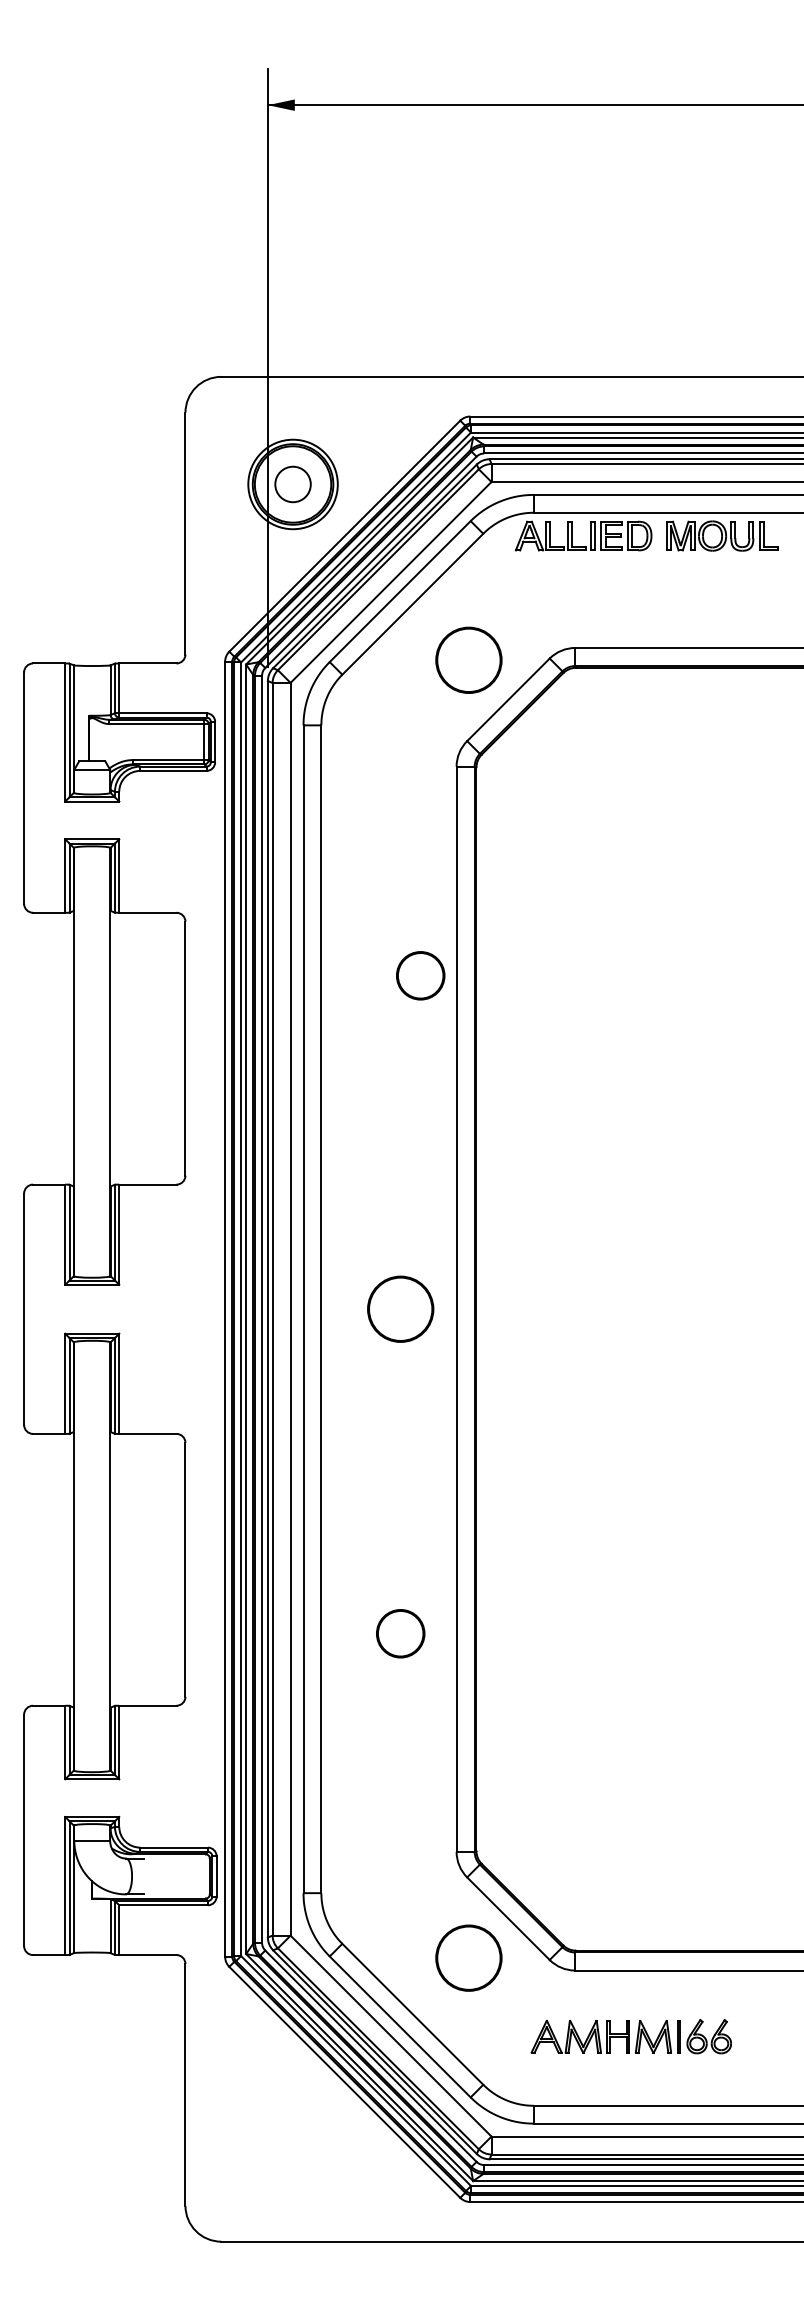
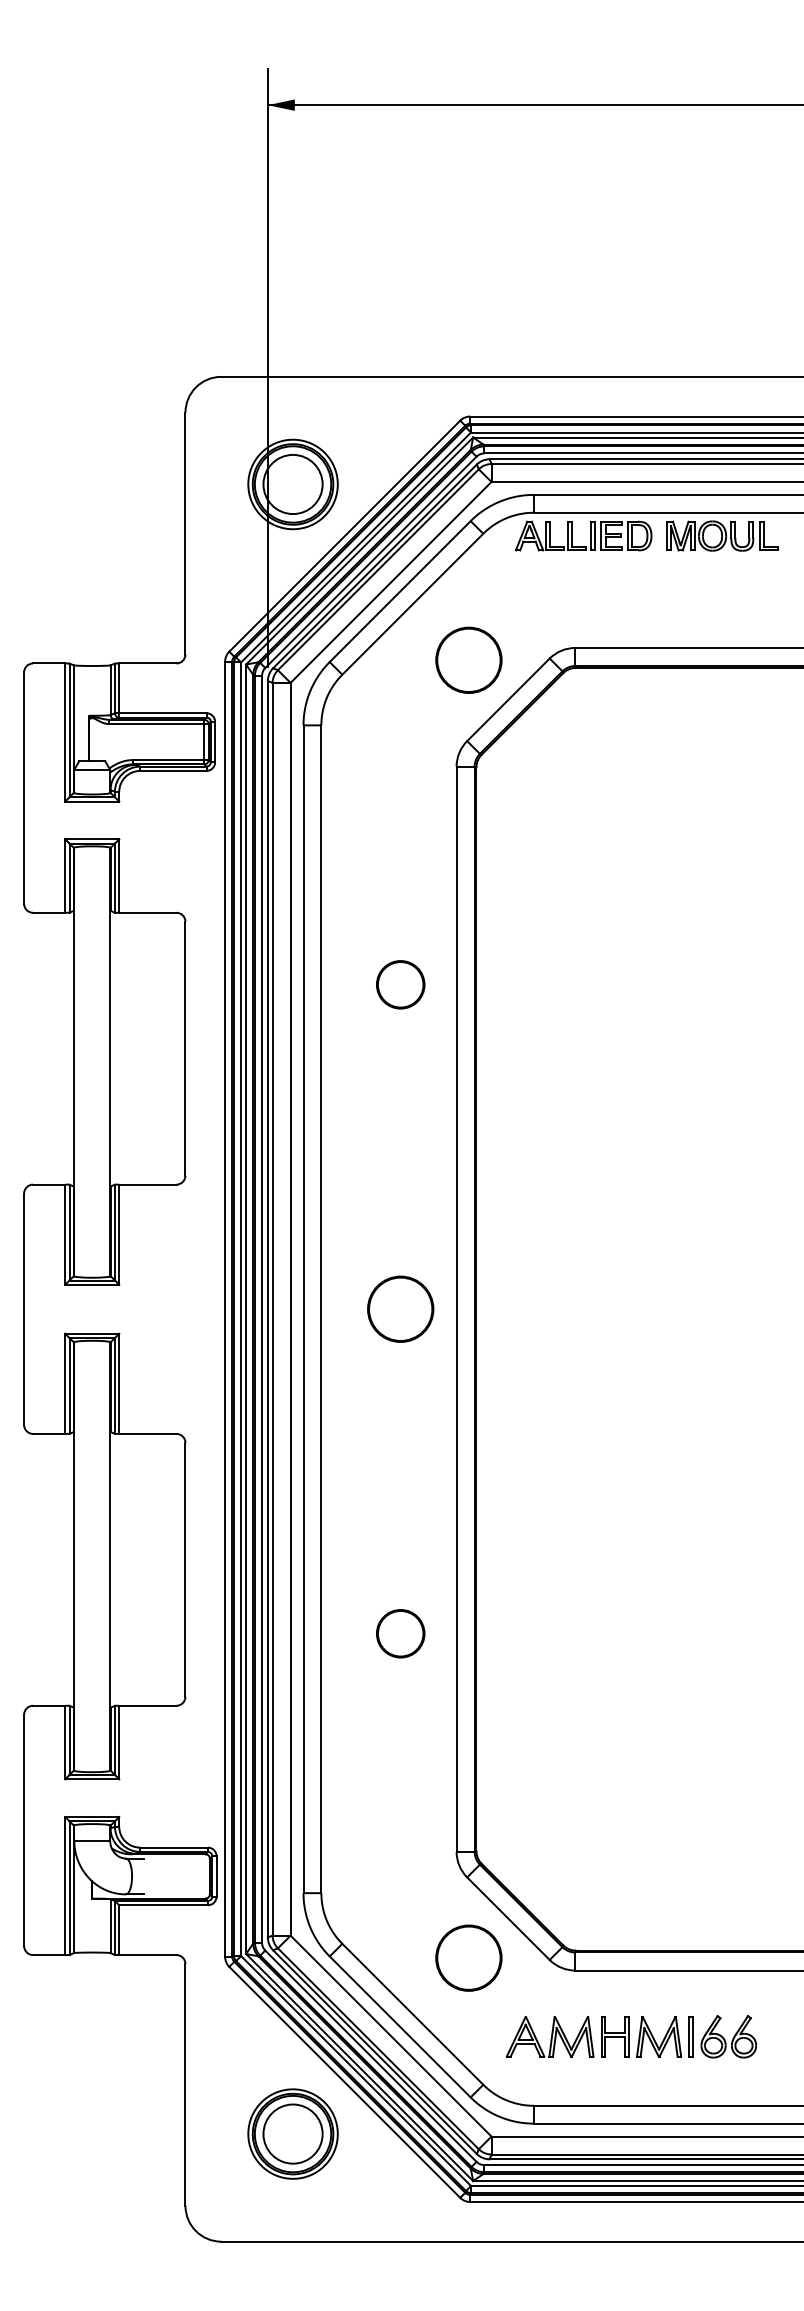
circle diameter: 35 px -> 59 px (292, 484)
circle position: (420, 975) -> (400, 984) (400, 984)
part size: 202x36 px -> 252x45 px (630, 2036)
part: none -> present (292, 2133)
